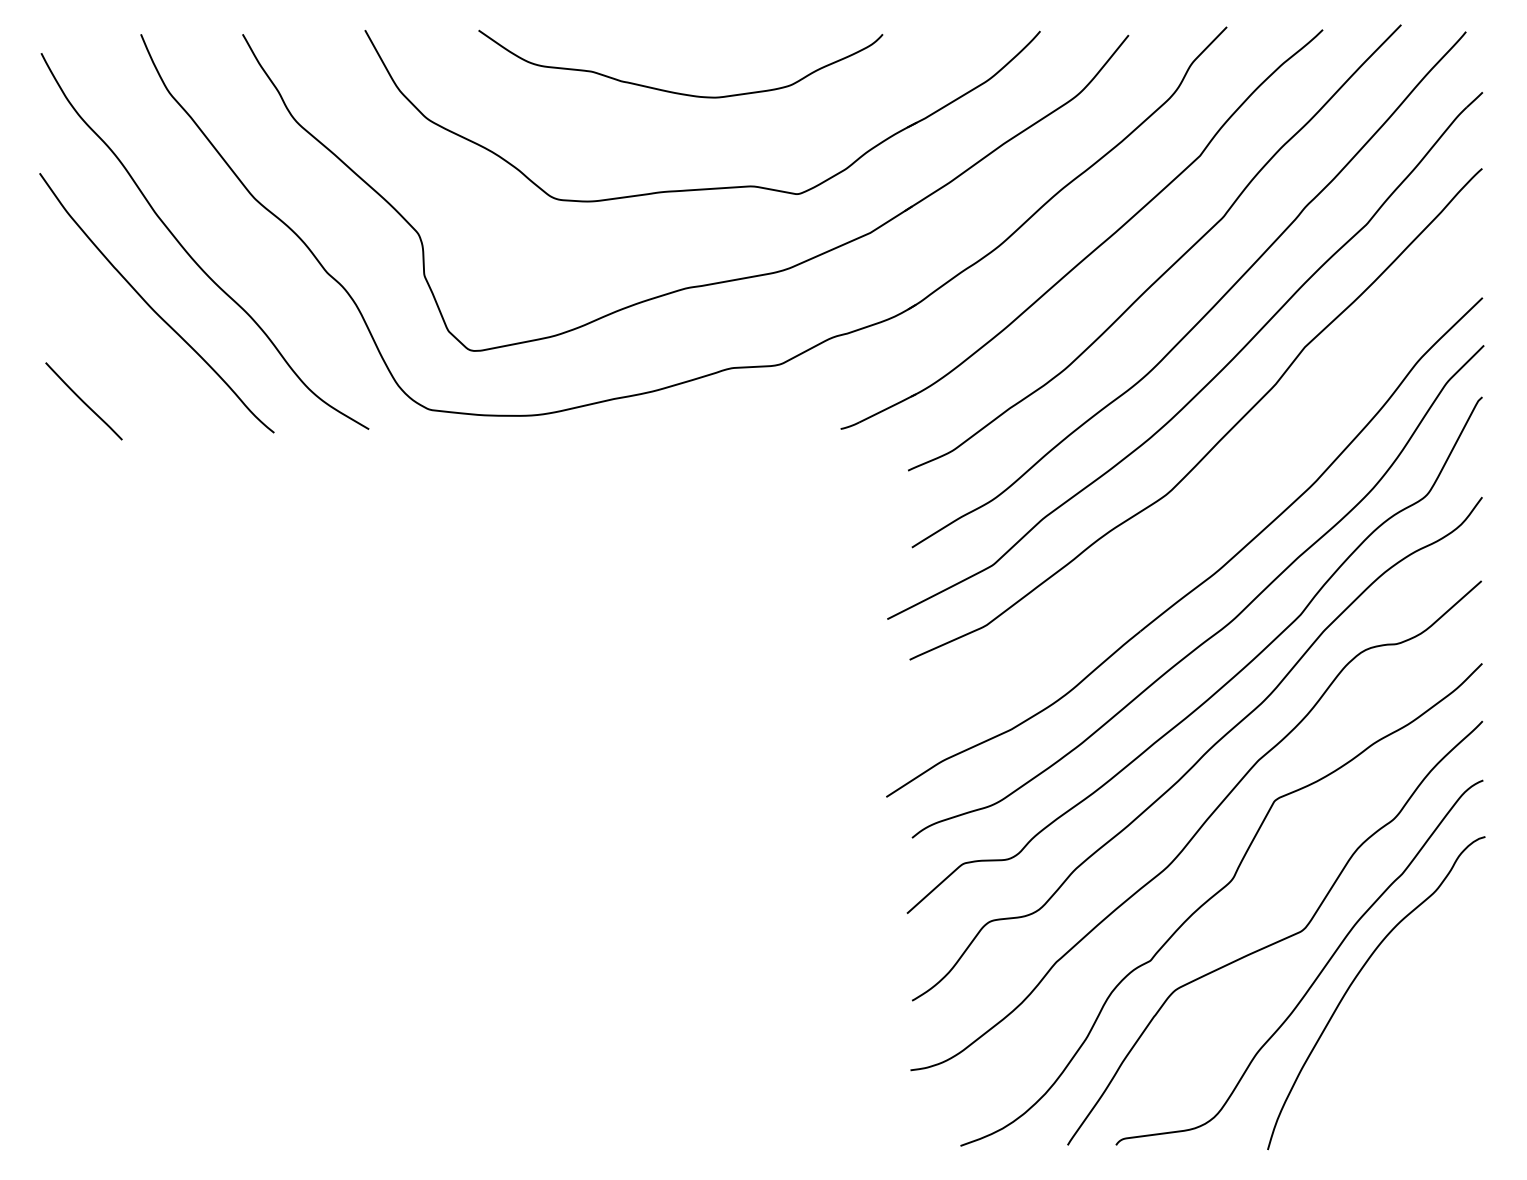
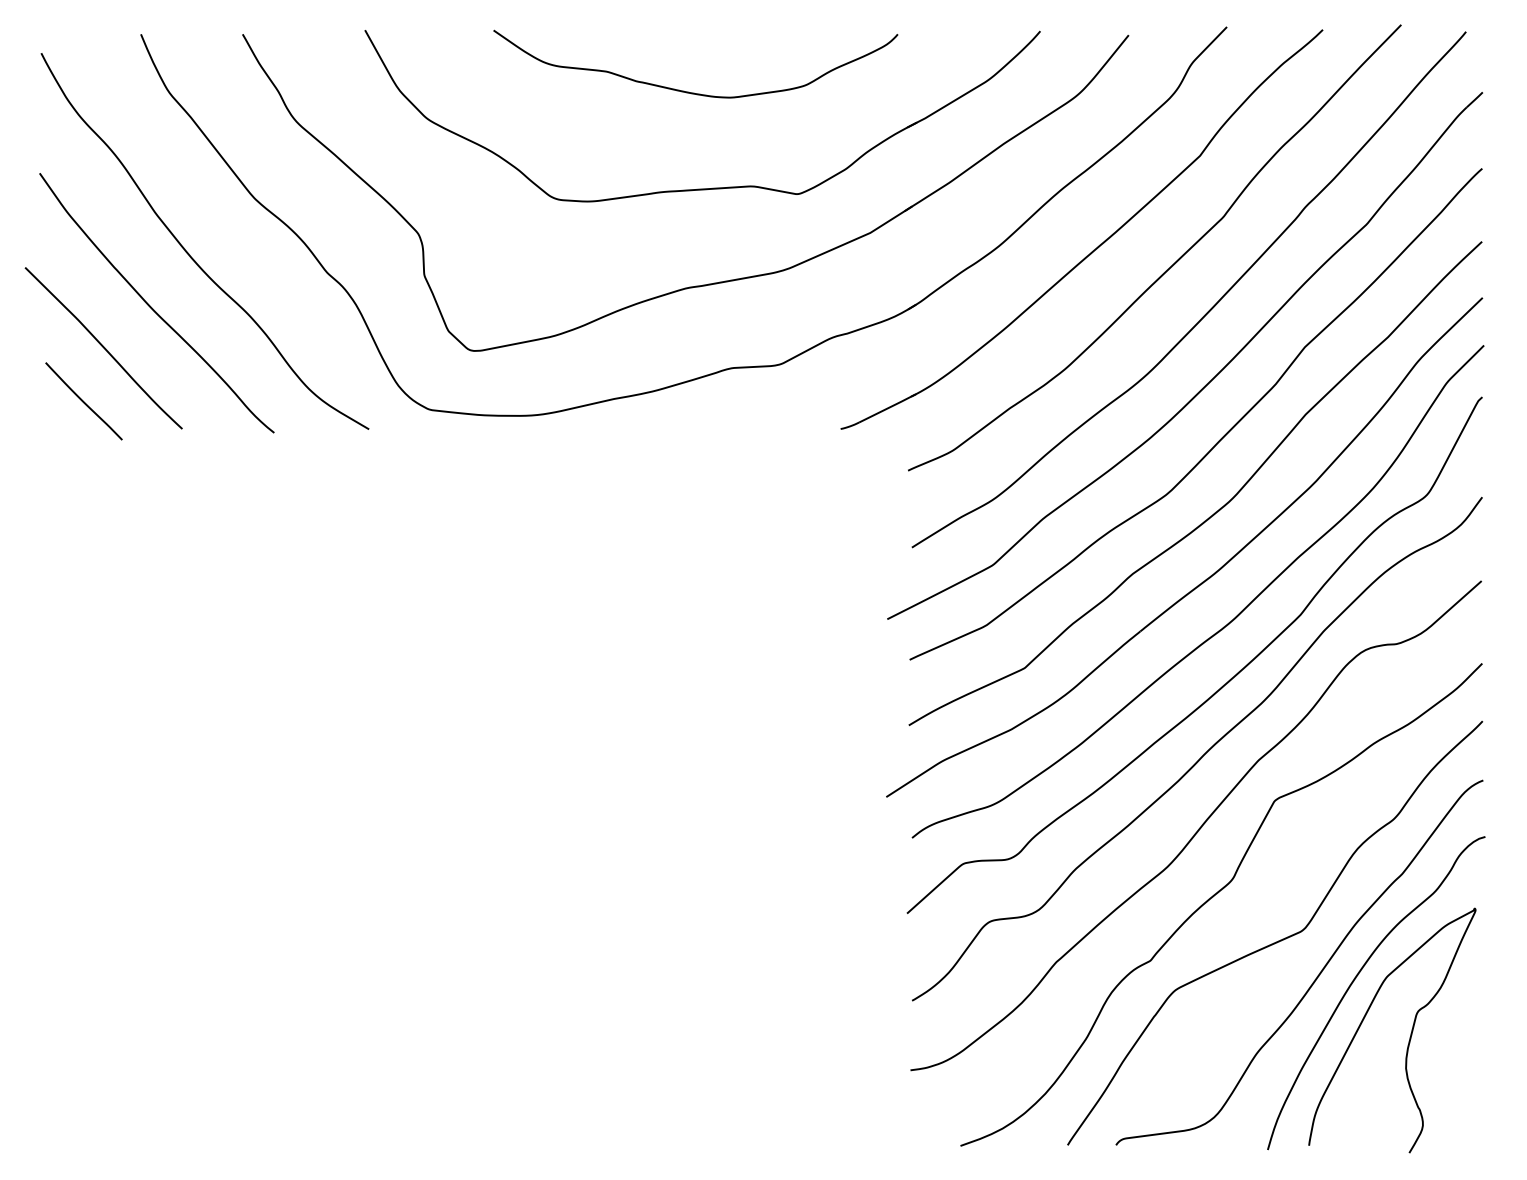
curve position: (673, 91) -> (688, 91) (688, 91)
curve: none -> present (103, 348)
curve: none -> present (1215, 511)
curve: none -> present (1410, 1033)
